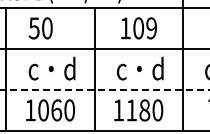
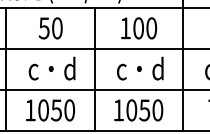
text position: (40, 28) -> (50, 28) (50, 28)
text: 109 -> 100 (151, 28)
line: dashed -> solid (105, 89)
text: 1060 -> 1050 (56, 110)
text: 1180 -> 1050 (138, 110)
